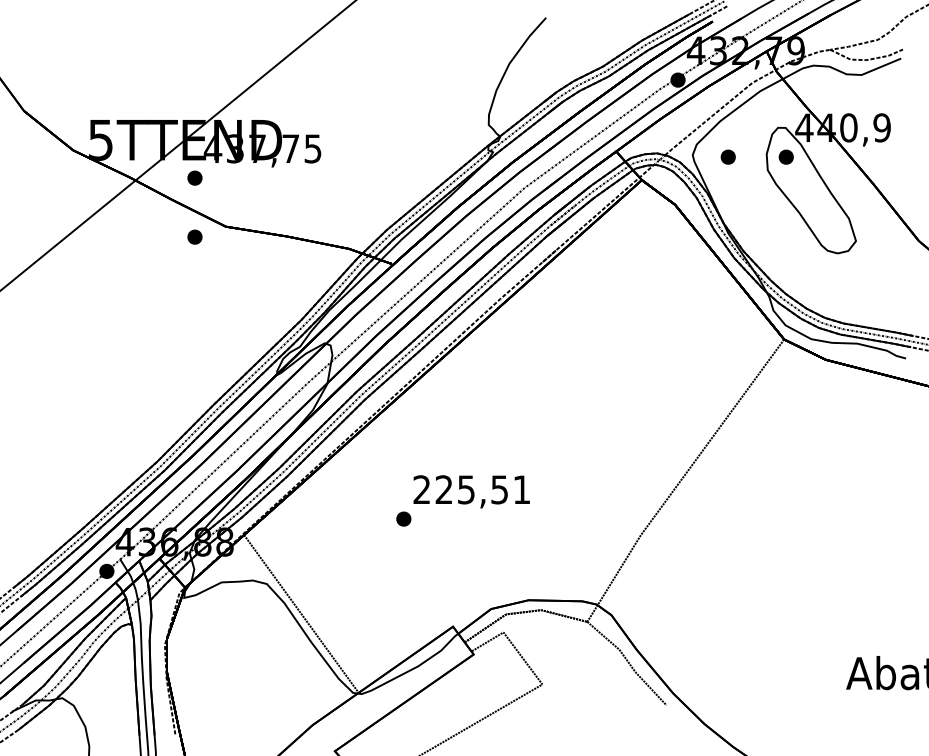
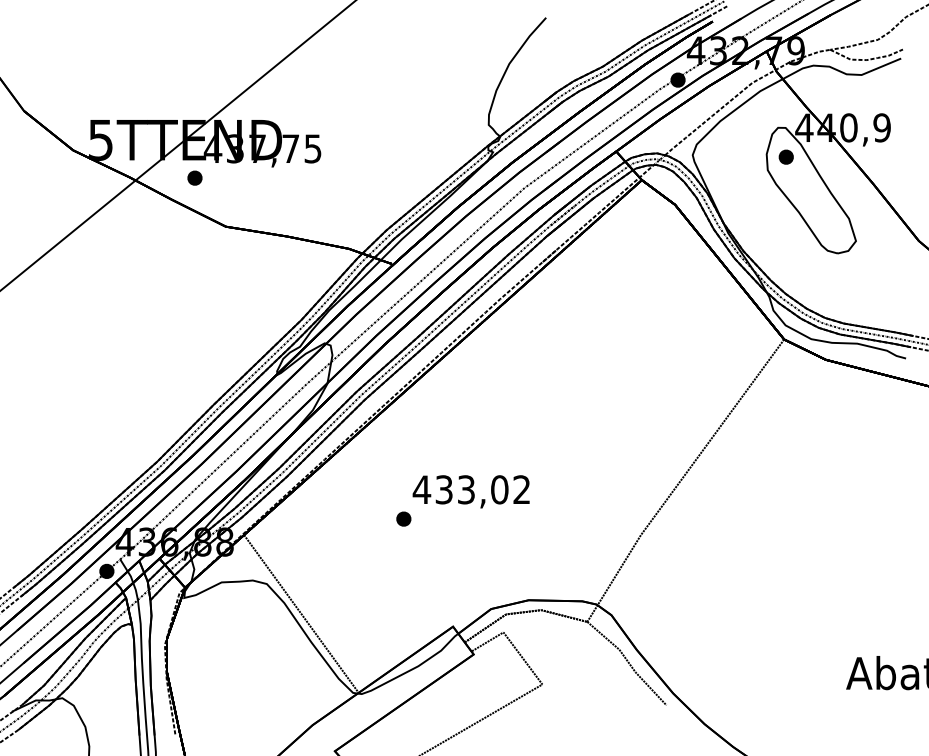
part: present -> none (727, 156)
part: present -> none (194, 236)
text: 225,51 -> 433,02 (470, 489)
